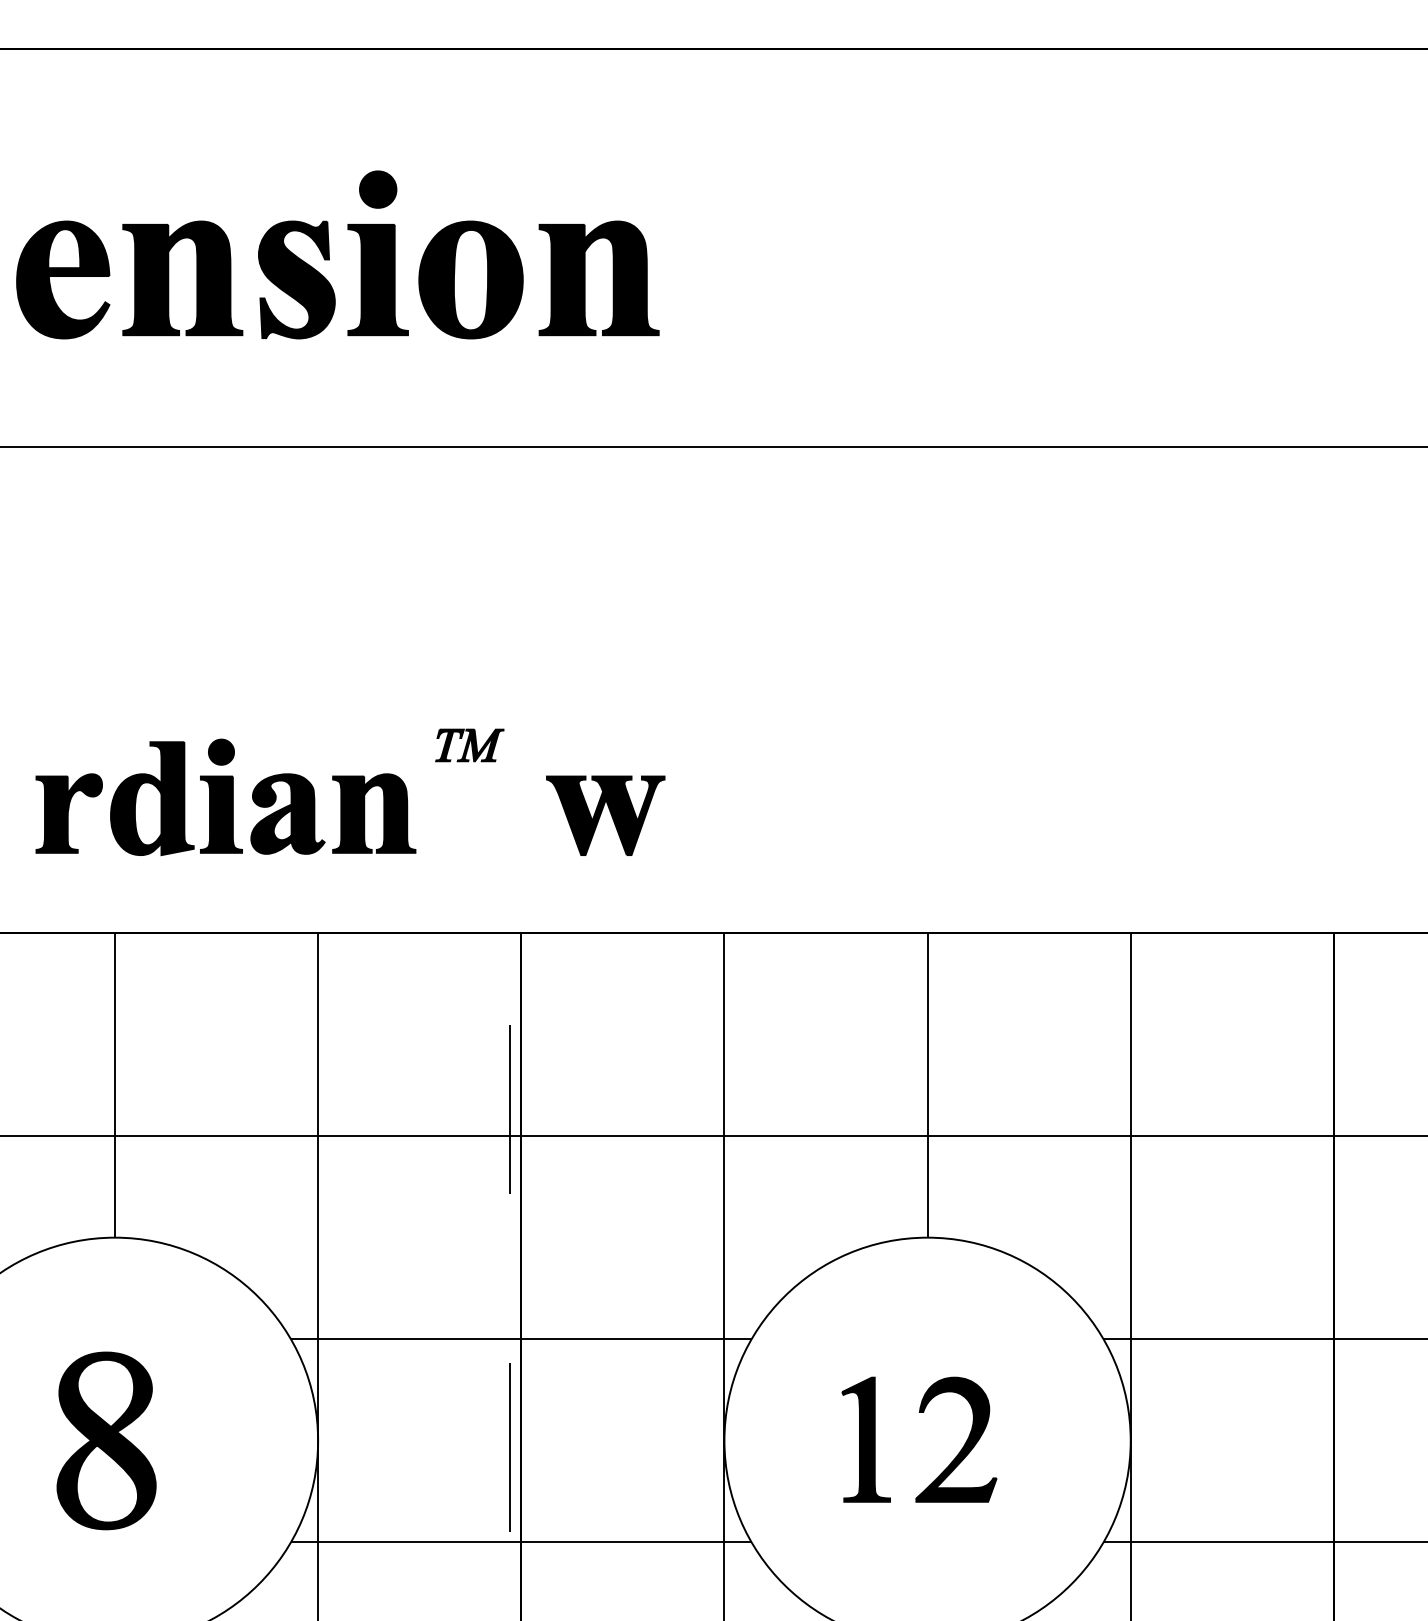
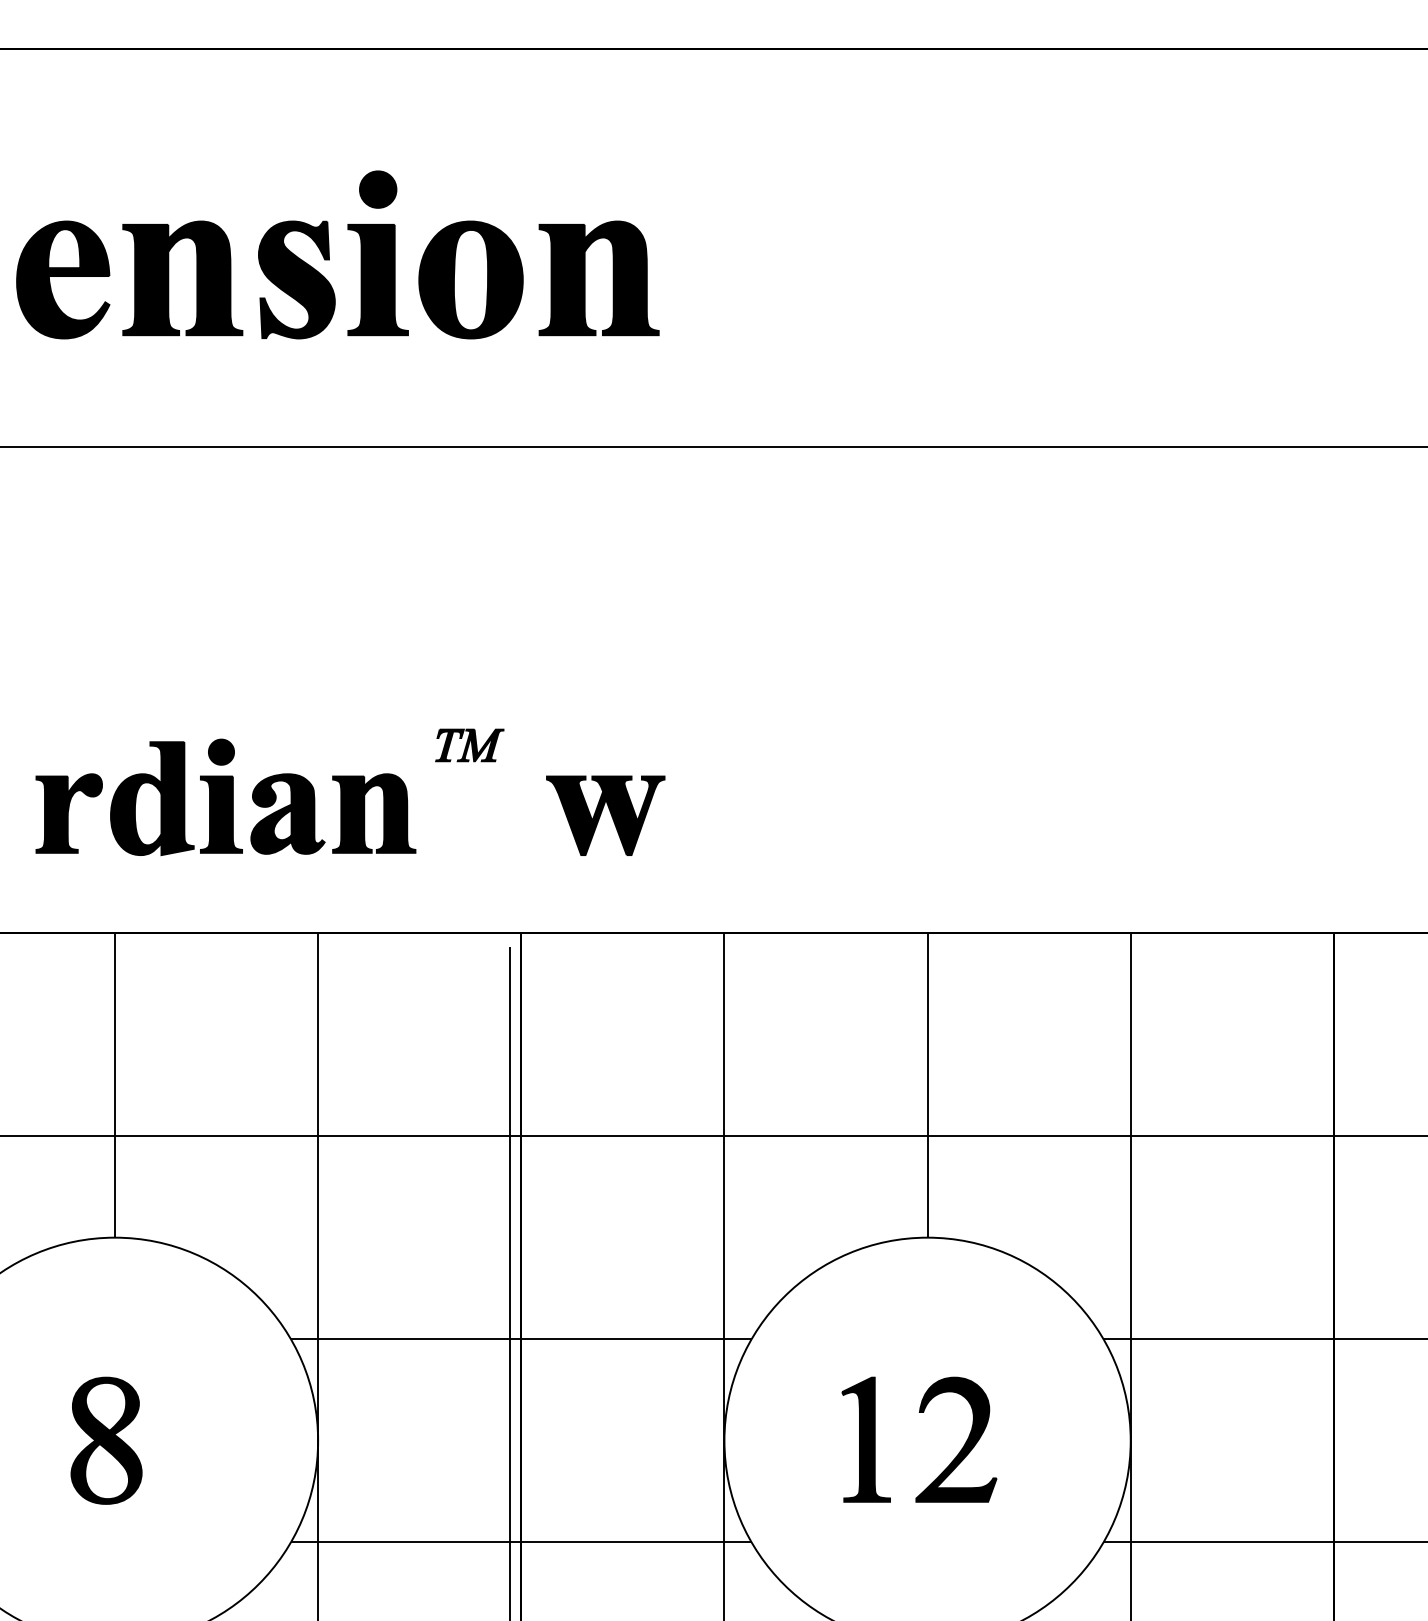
line: dashed -> solid (510, 1283)
part size: 101x180 px -> 73x129 px (106, 1440)
